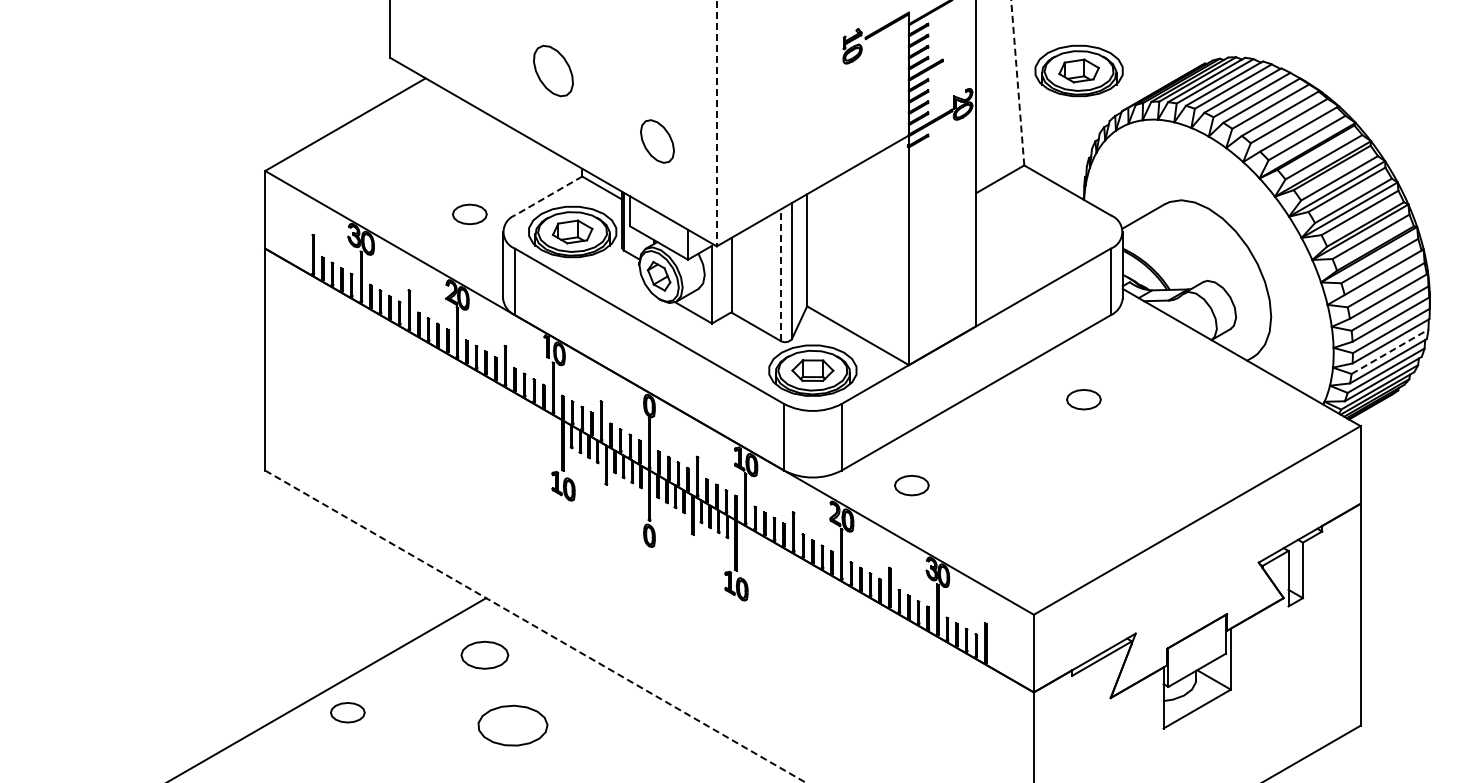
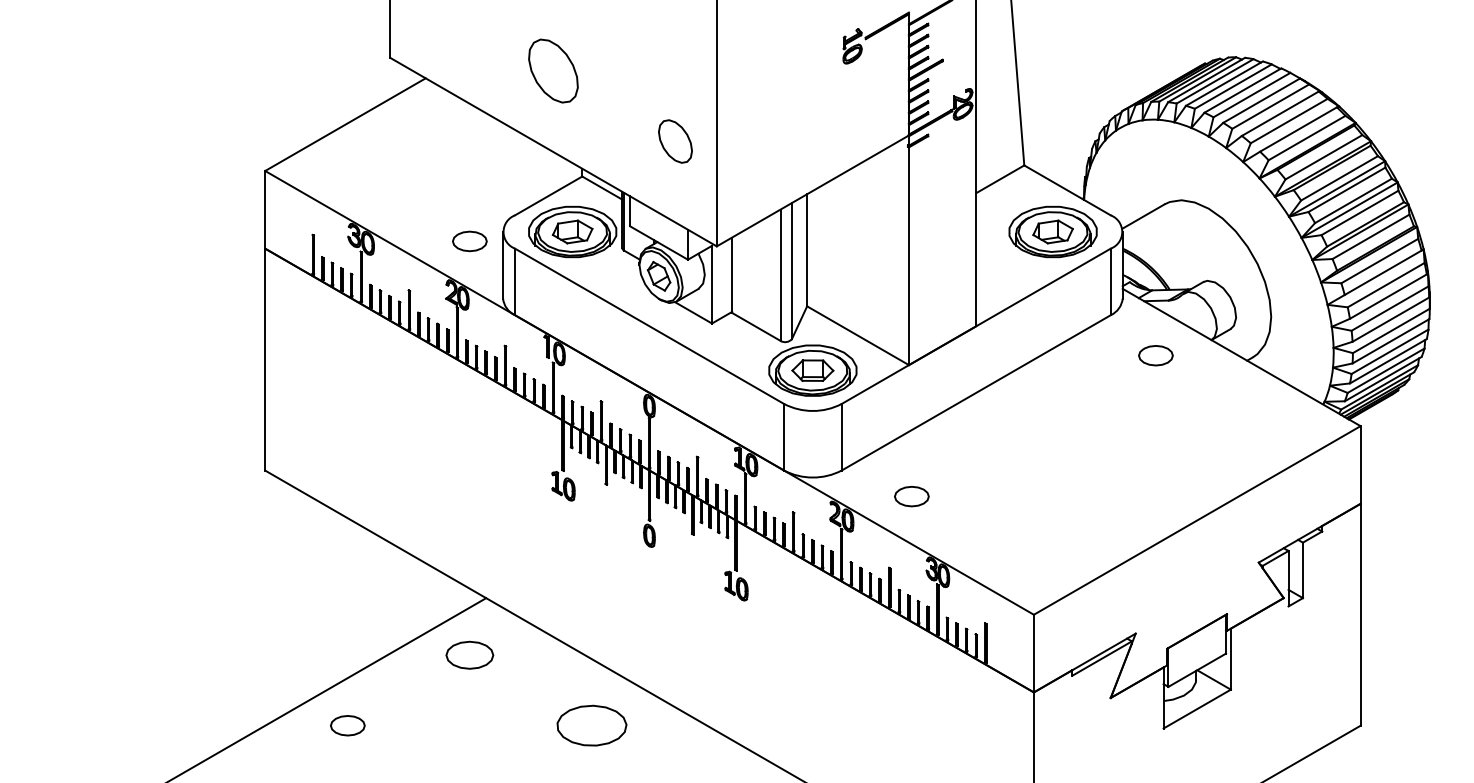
part position: (1078, 70) -> (1052, 231) (1052, 231)
part size: 41x53 px -> 51x66 px (553, 70)
line: dashed -> solid (1017, 82)
line: dashed -> solid (716, 123)
part position: (657, 141) -> (675, 141) (675, 141)
line: dashed -> solid (548, 195)
part position: (469, 214) -> (469, 241) (469, 241)
line: dashed -> solid (780, 275)
line: dashed -> solid (1390, 351)
part position: (1083, 399) -> (1155, 355) (1155, 355)
part position: (911, 485) -> (911, 496) (911, 496)
line: dashed -> solid (536, 627)
part position: (484, 654) -> (469, 654) (469, 654)
part position: (347, 712) -> (347, 725) (347, 725)
part position: (512, 725) -> (591, 725) (591, 725)
